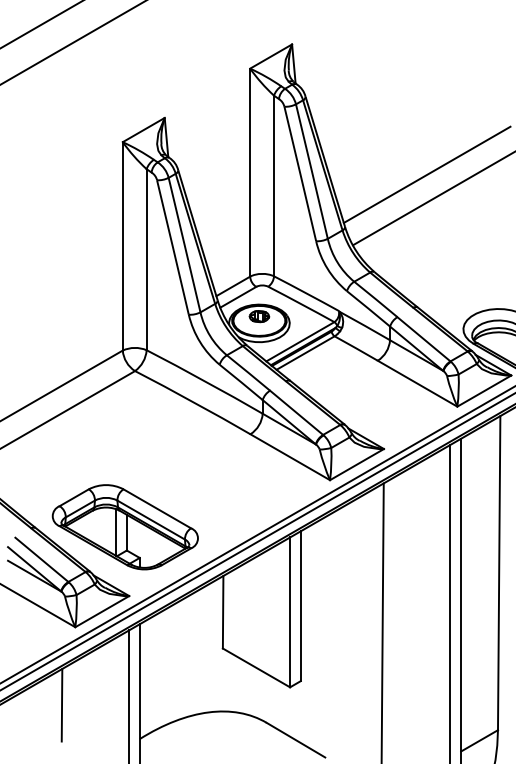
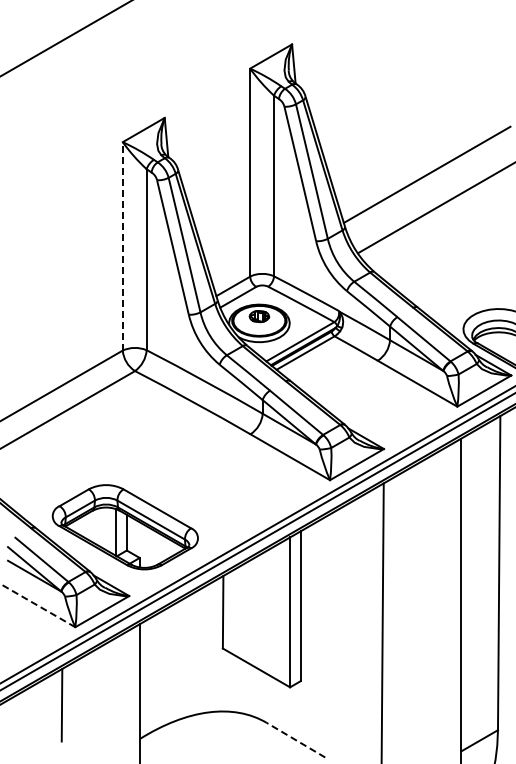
line: present -> none (41, 24)
line position: (72, 42) -> (65, 38) (65, 38)
line position: (432, 198) -> (434, 208) (434, 208)
line: solid -> dashed (122, 245)
line: present -> none (450, 602)
line: solid -> dashed (37, 605)
line: present -> none (129, 695)
line: solid -> dashed (296, 740)
